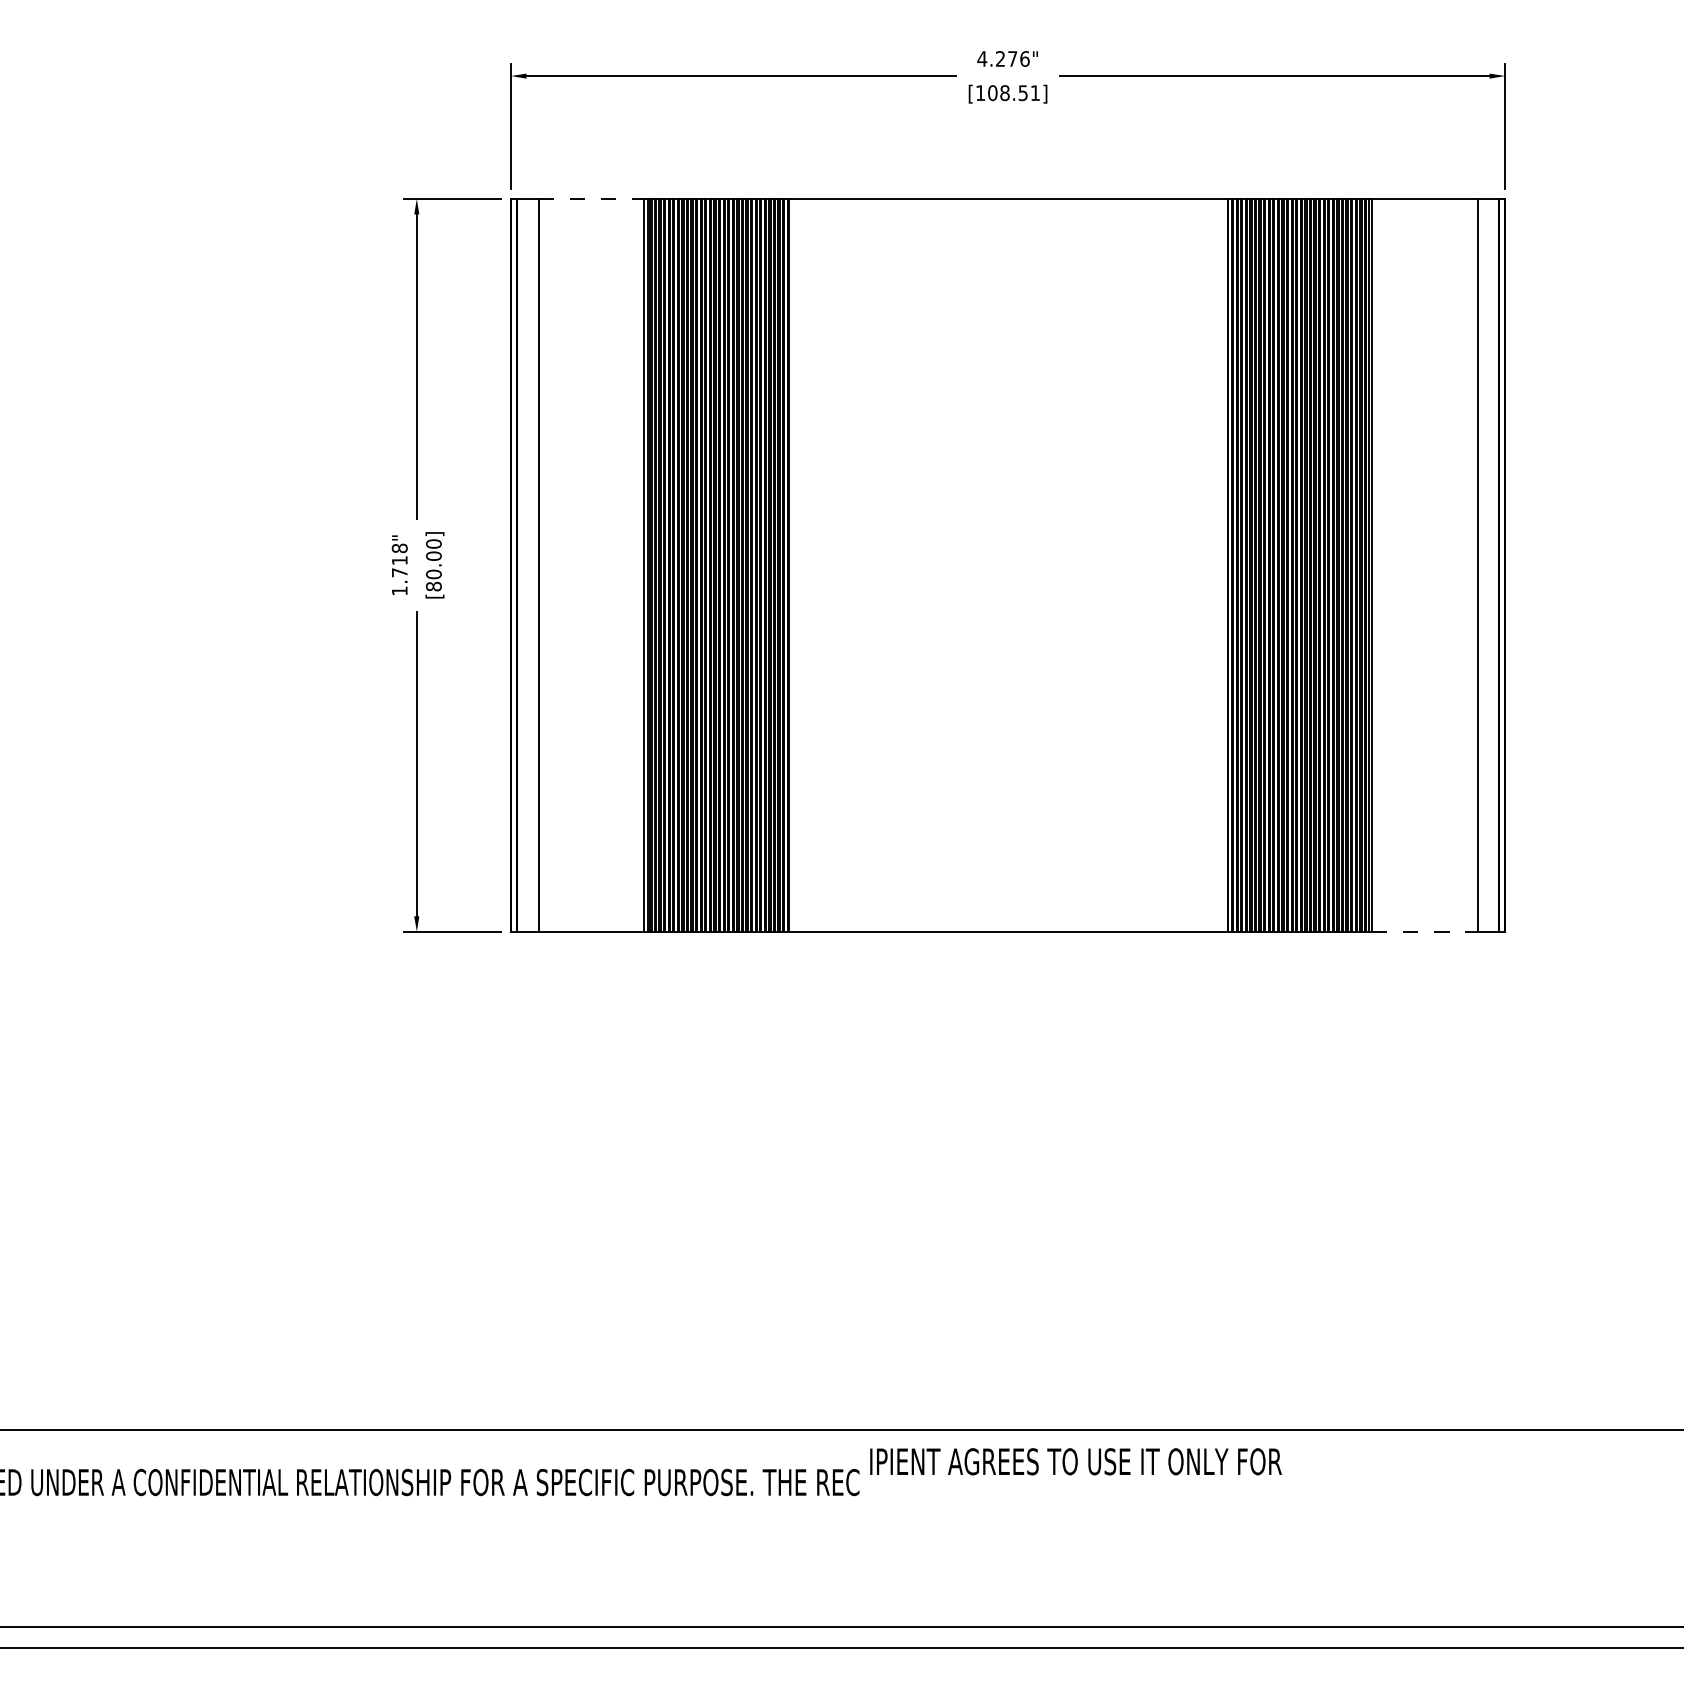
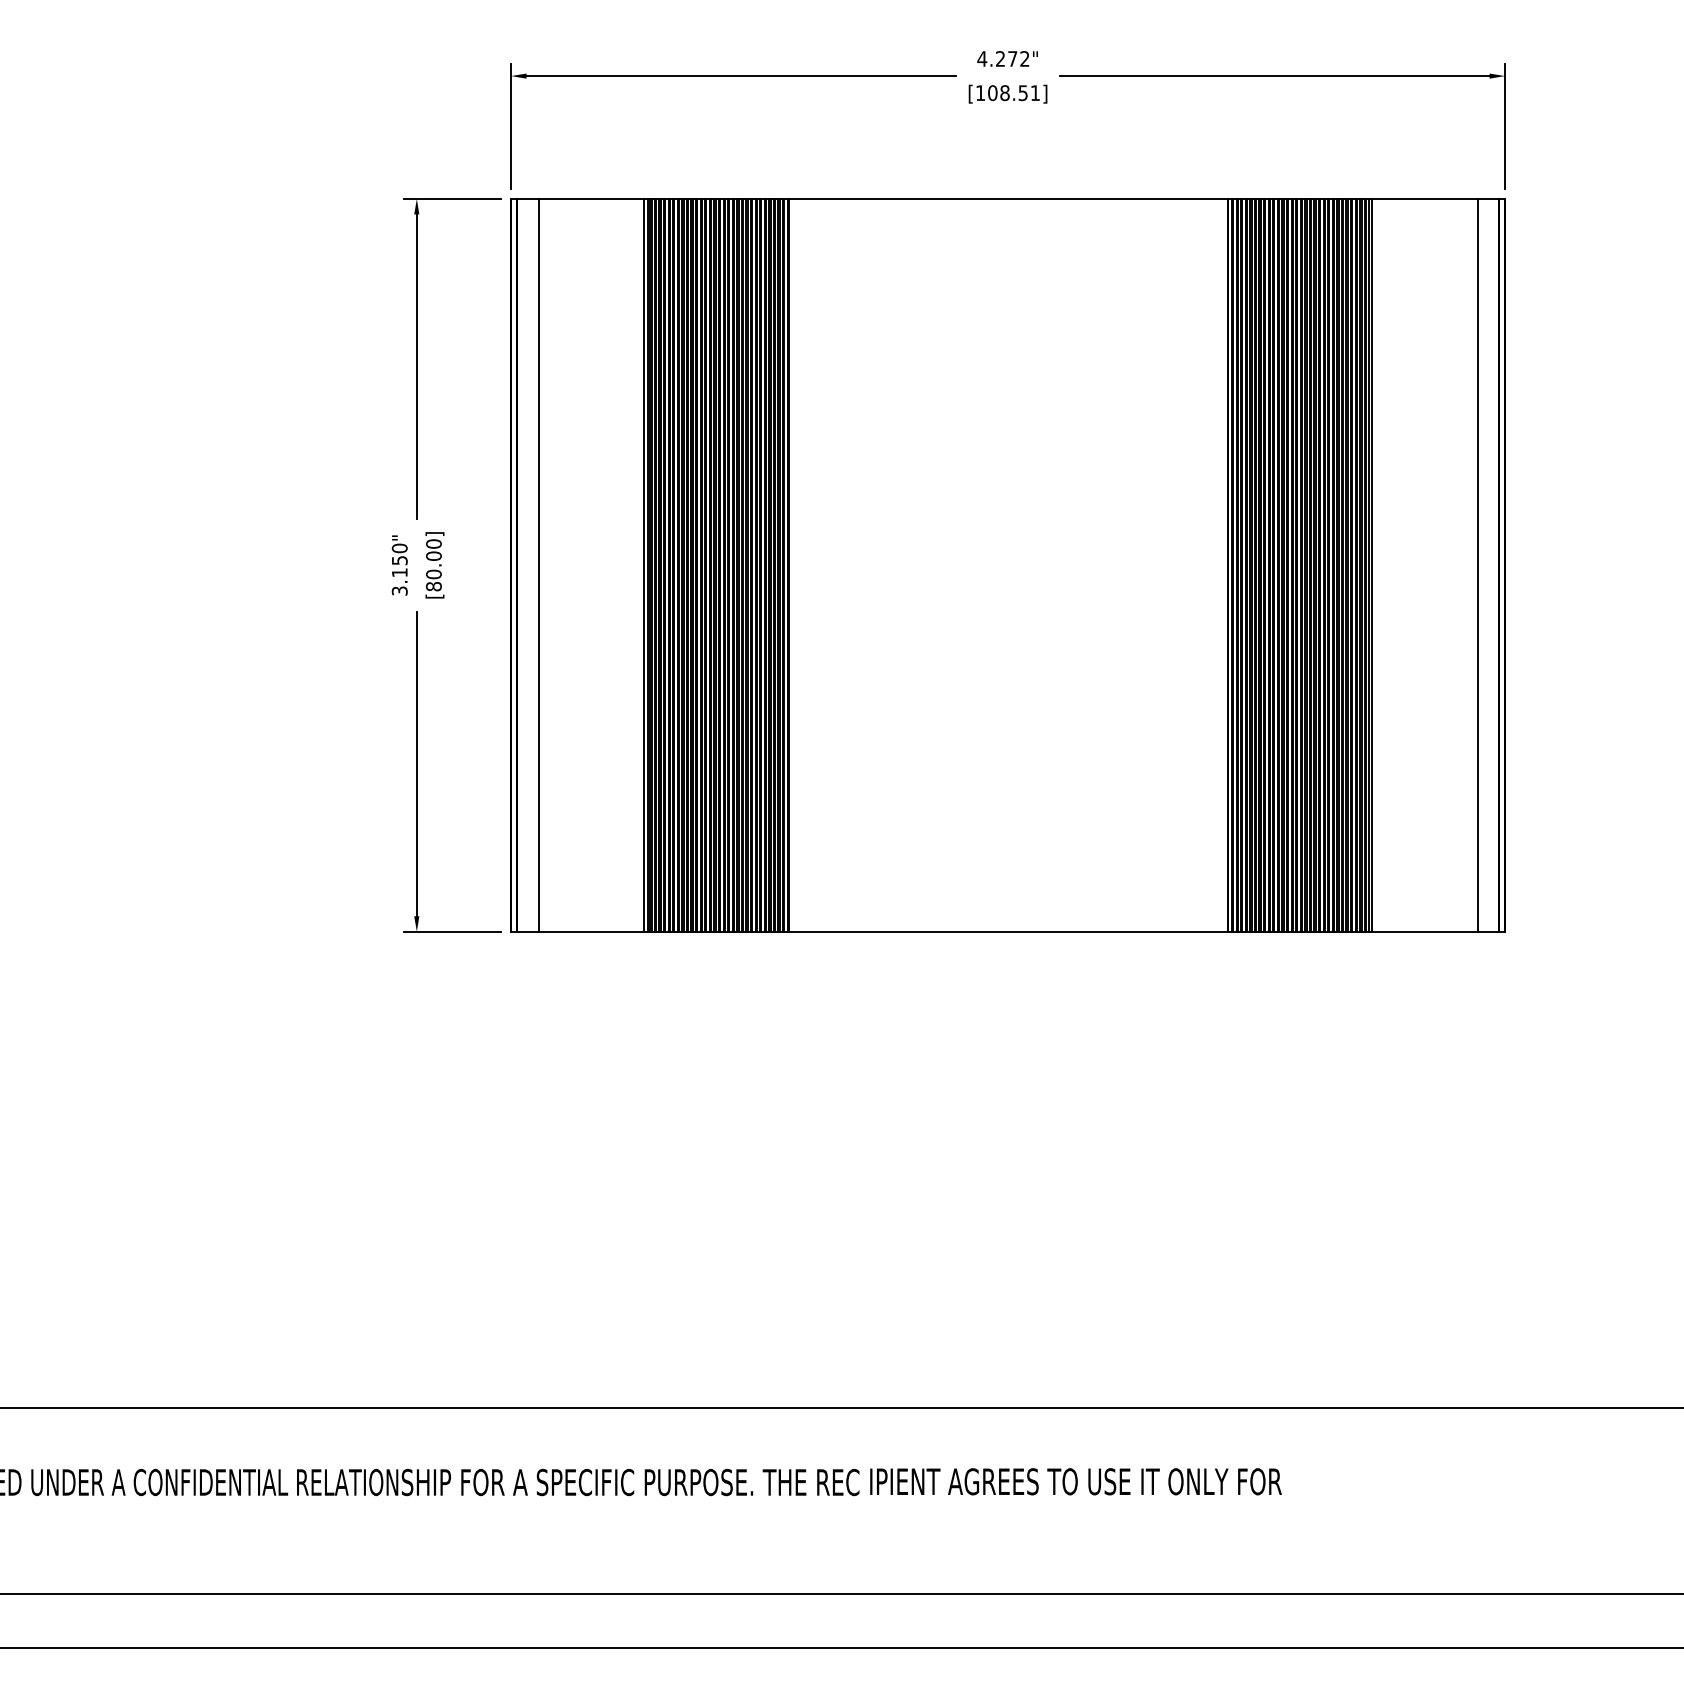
text: 4.276" -> 4.272" (1024, 58)
line: dashed -> solid (591, 198)
text: 1.718" -> 3.150" (399, 569)
line: dashed -> solid (1424, 931)
line position: (841, 1430) -> (841, 1408) (841, 1408)
text position: (1075, 1461) -> (1075, 1481) (1075, 1481)
line position: (841, 1626) -> (841, 1593) (841, 1593)
